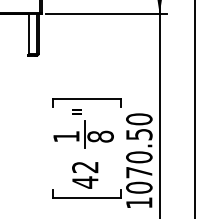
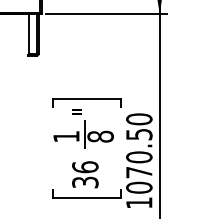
line: present -> none (194, 108)
text: 42 -> 36 (85, 174)
